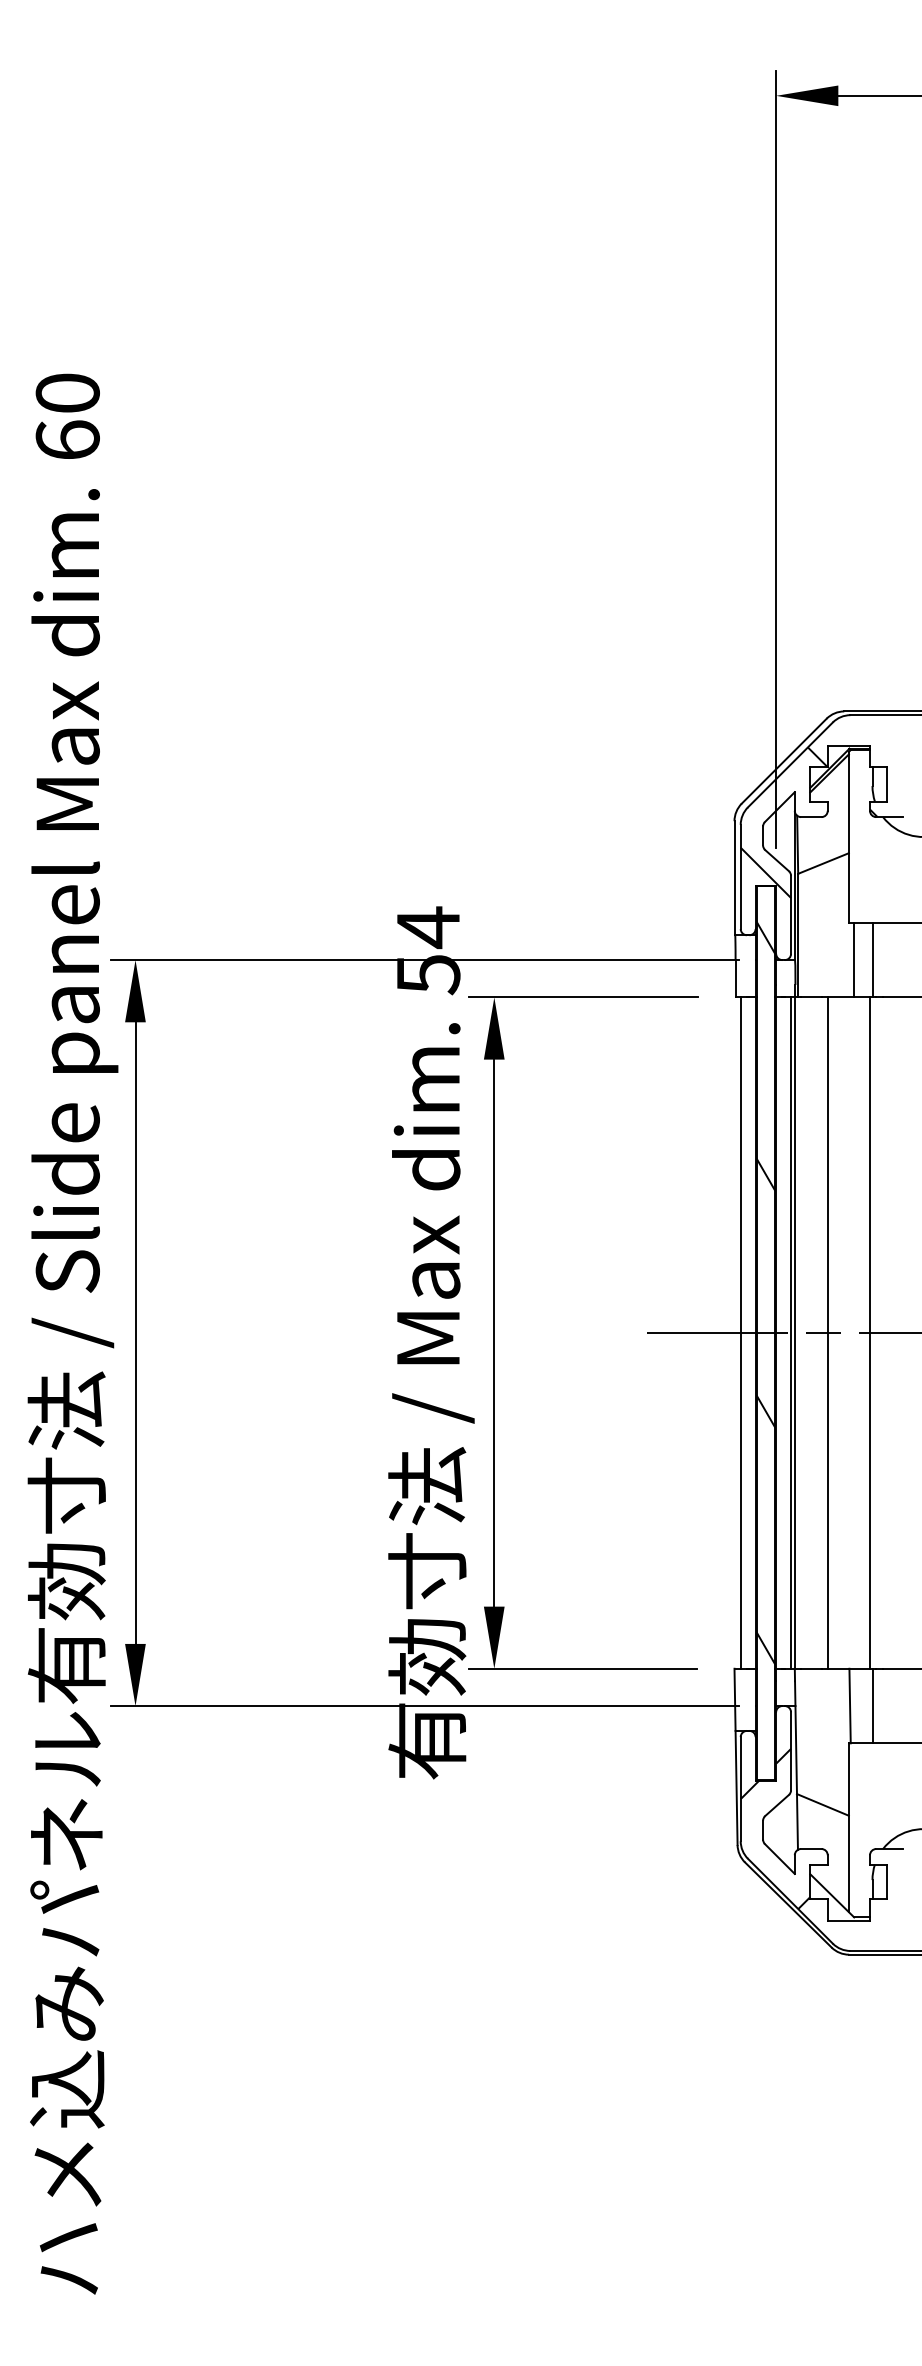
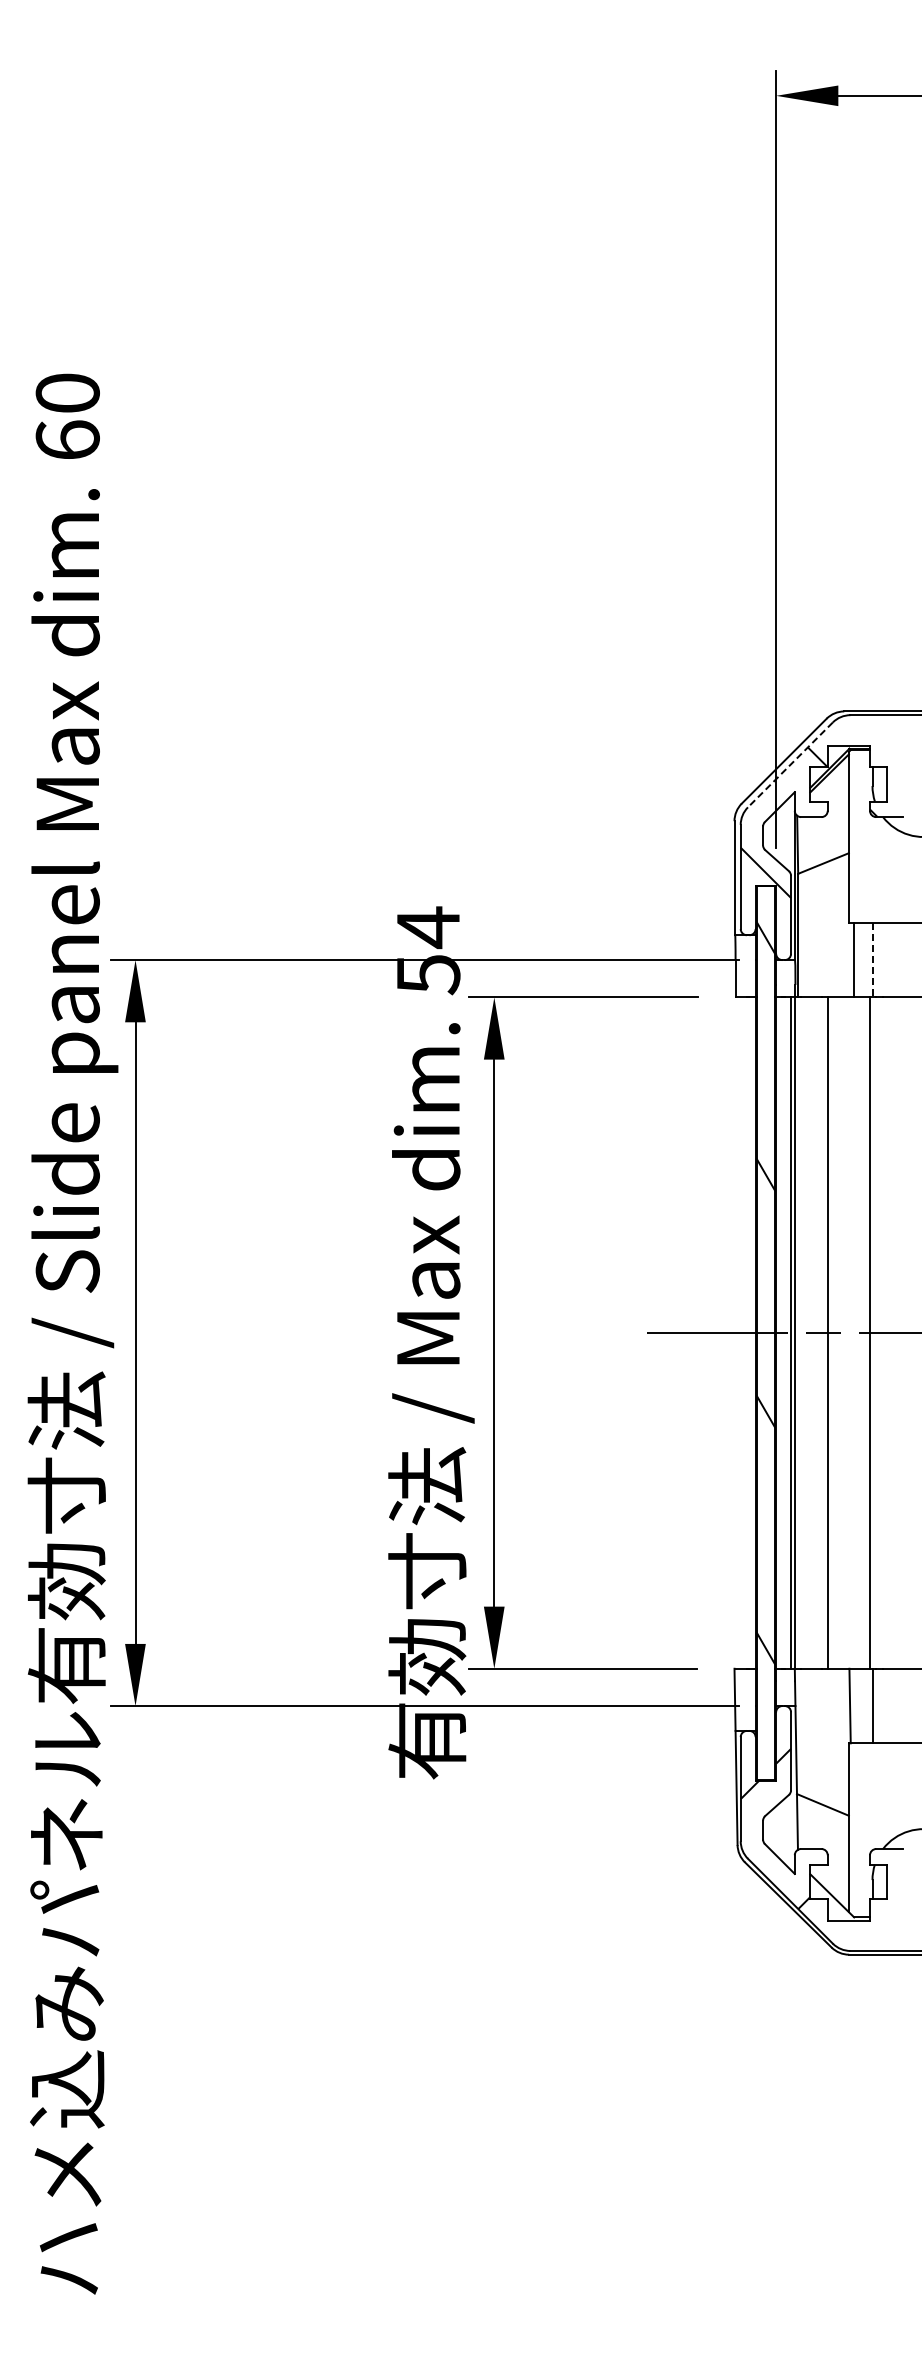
line: solid -> dashed (790, 765)
line: solid -> dashed (872, 960)
line: present -> none (740, 1332)
